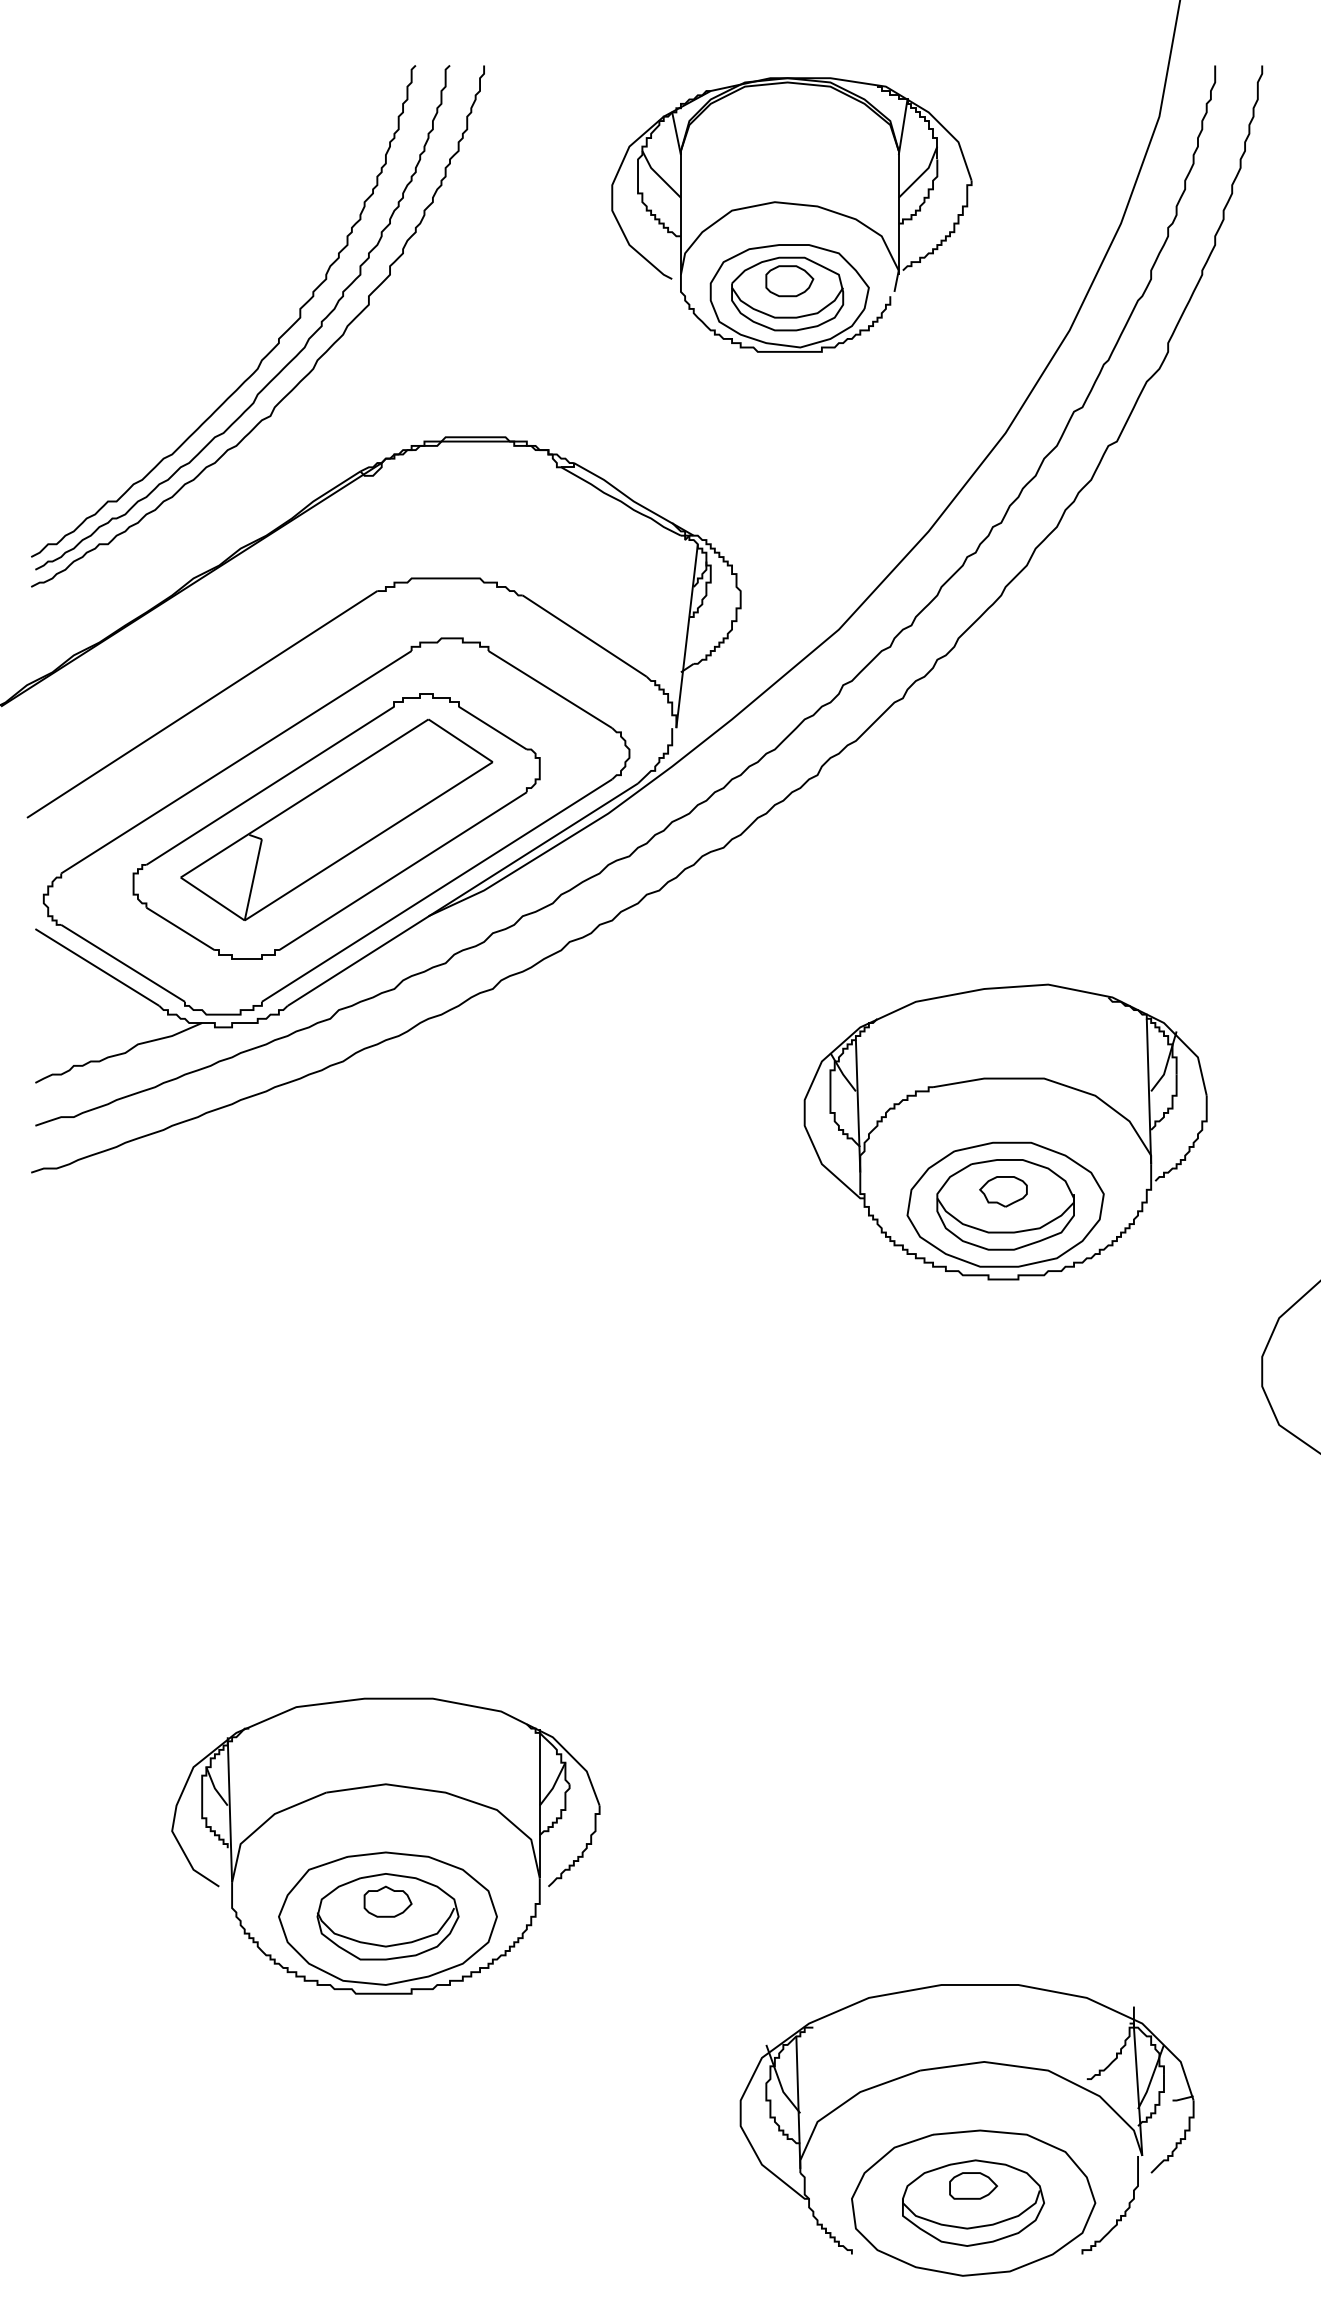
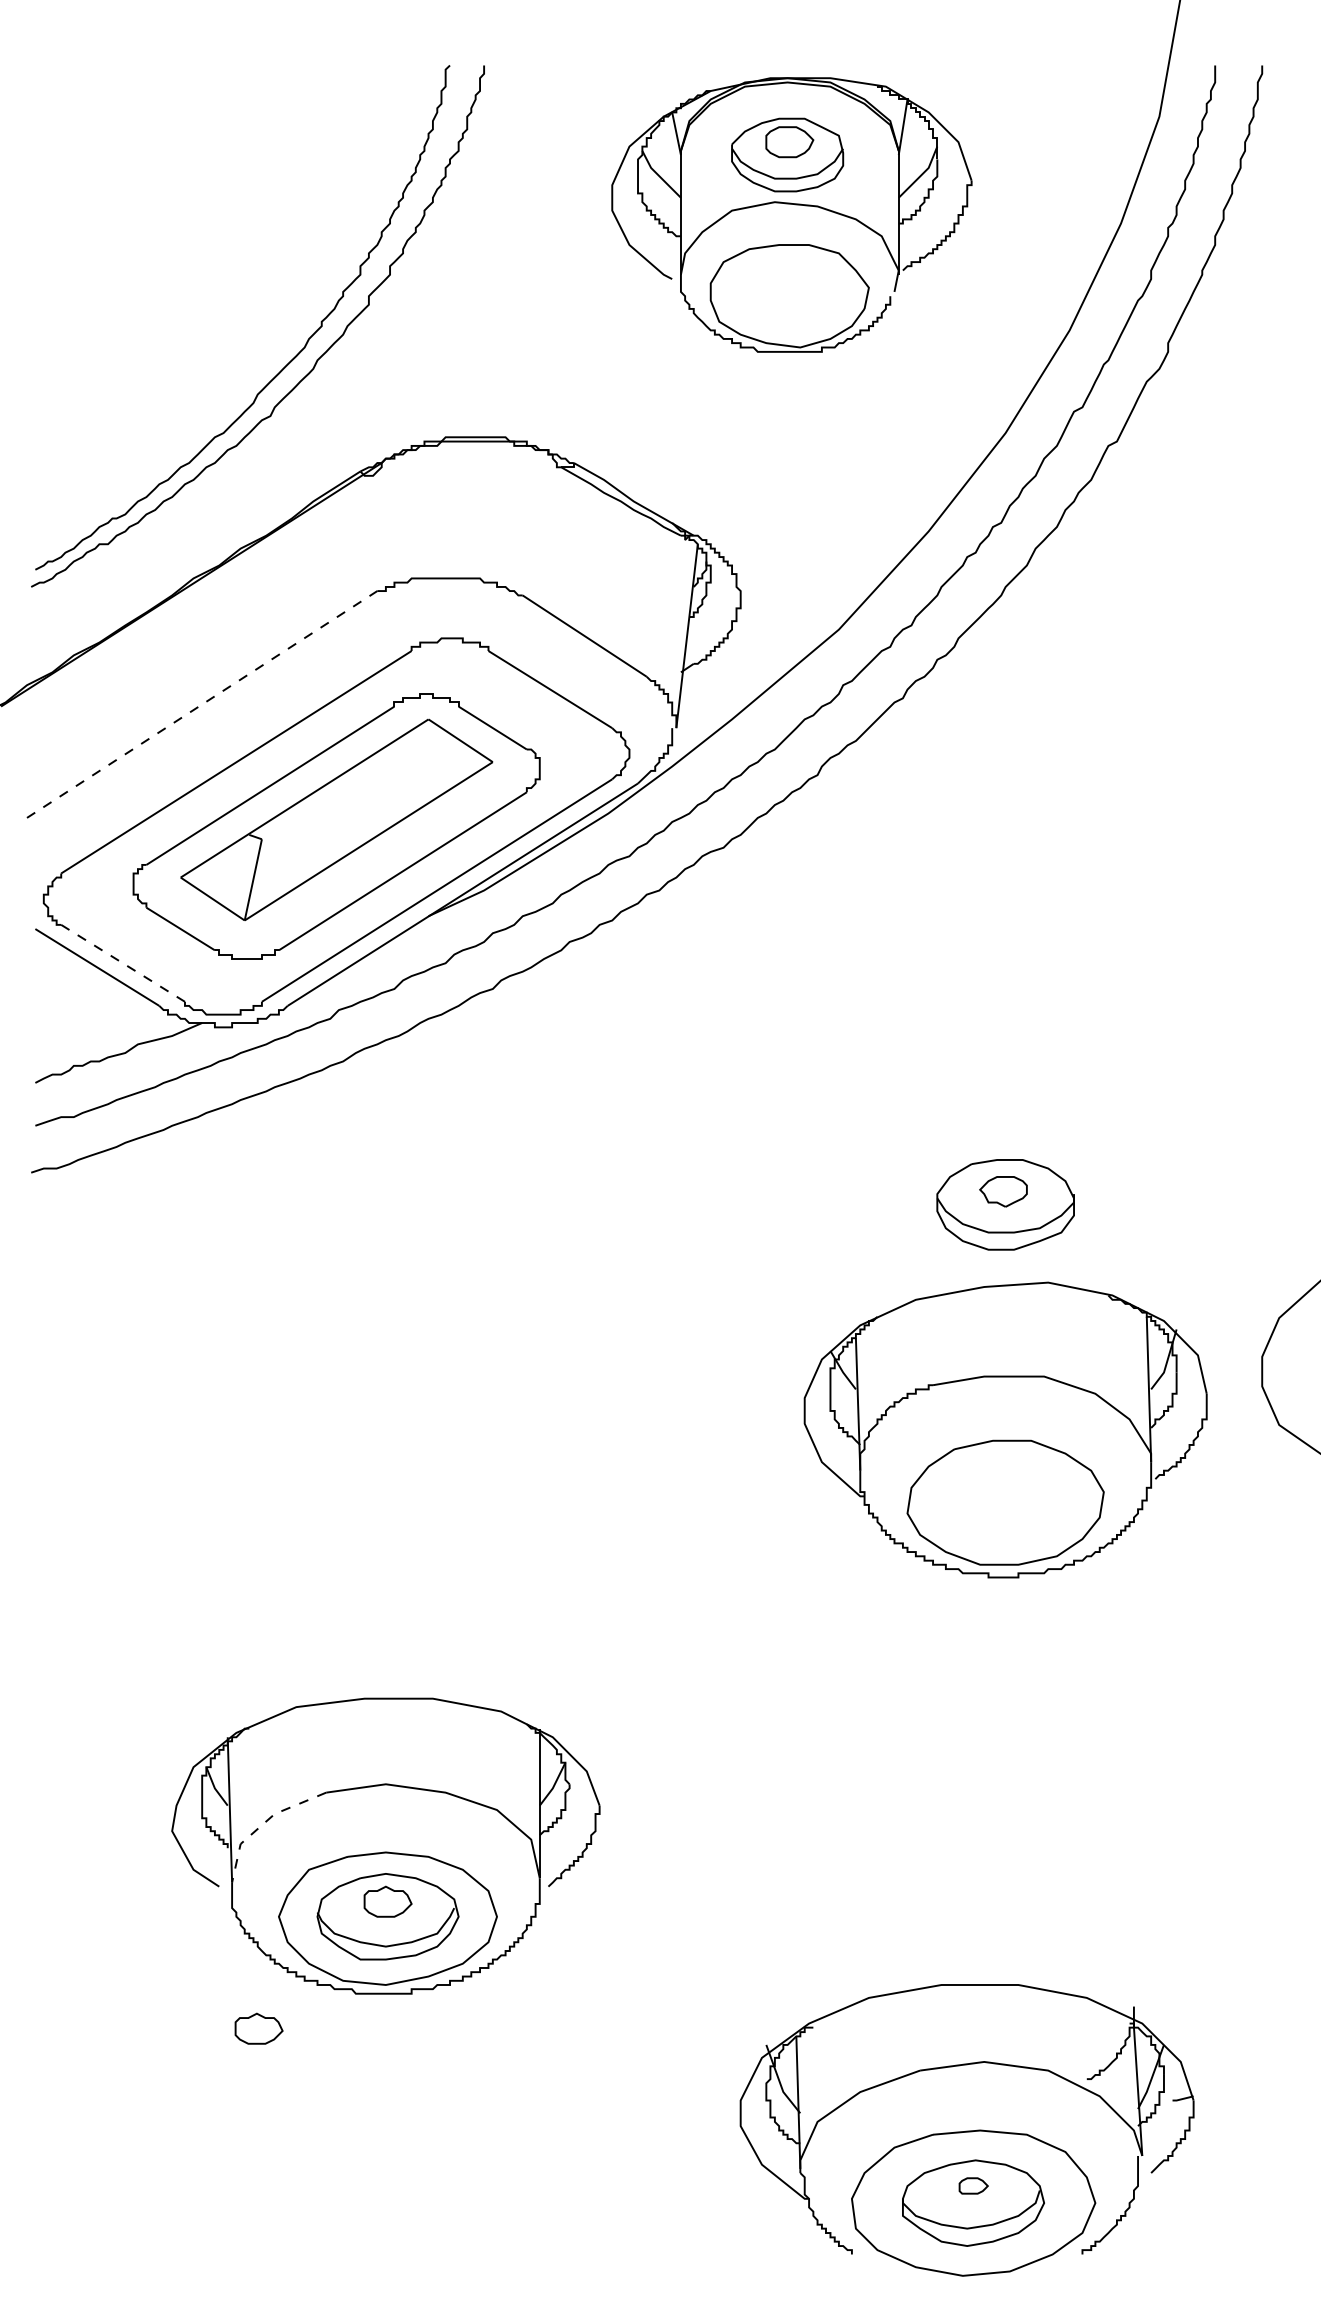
part position: (787, 293) -> (787, 154) (787, 154)
curve: present -> none (266, 354)
line: solid -> dashed (202, 704)
line: solid -> dashed (123, 963)
part position: (1005, 1131) -> (1005, 1429) (1005, 1429)
line: solid -> dashed (263, 1823)
part: none -> present (258, 2028)
part size: 50x28 px -> 31x18 px (973, 2185)
